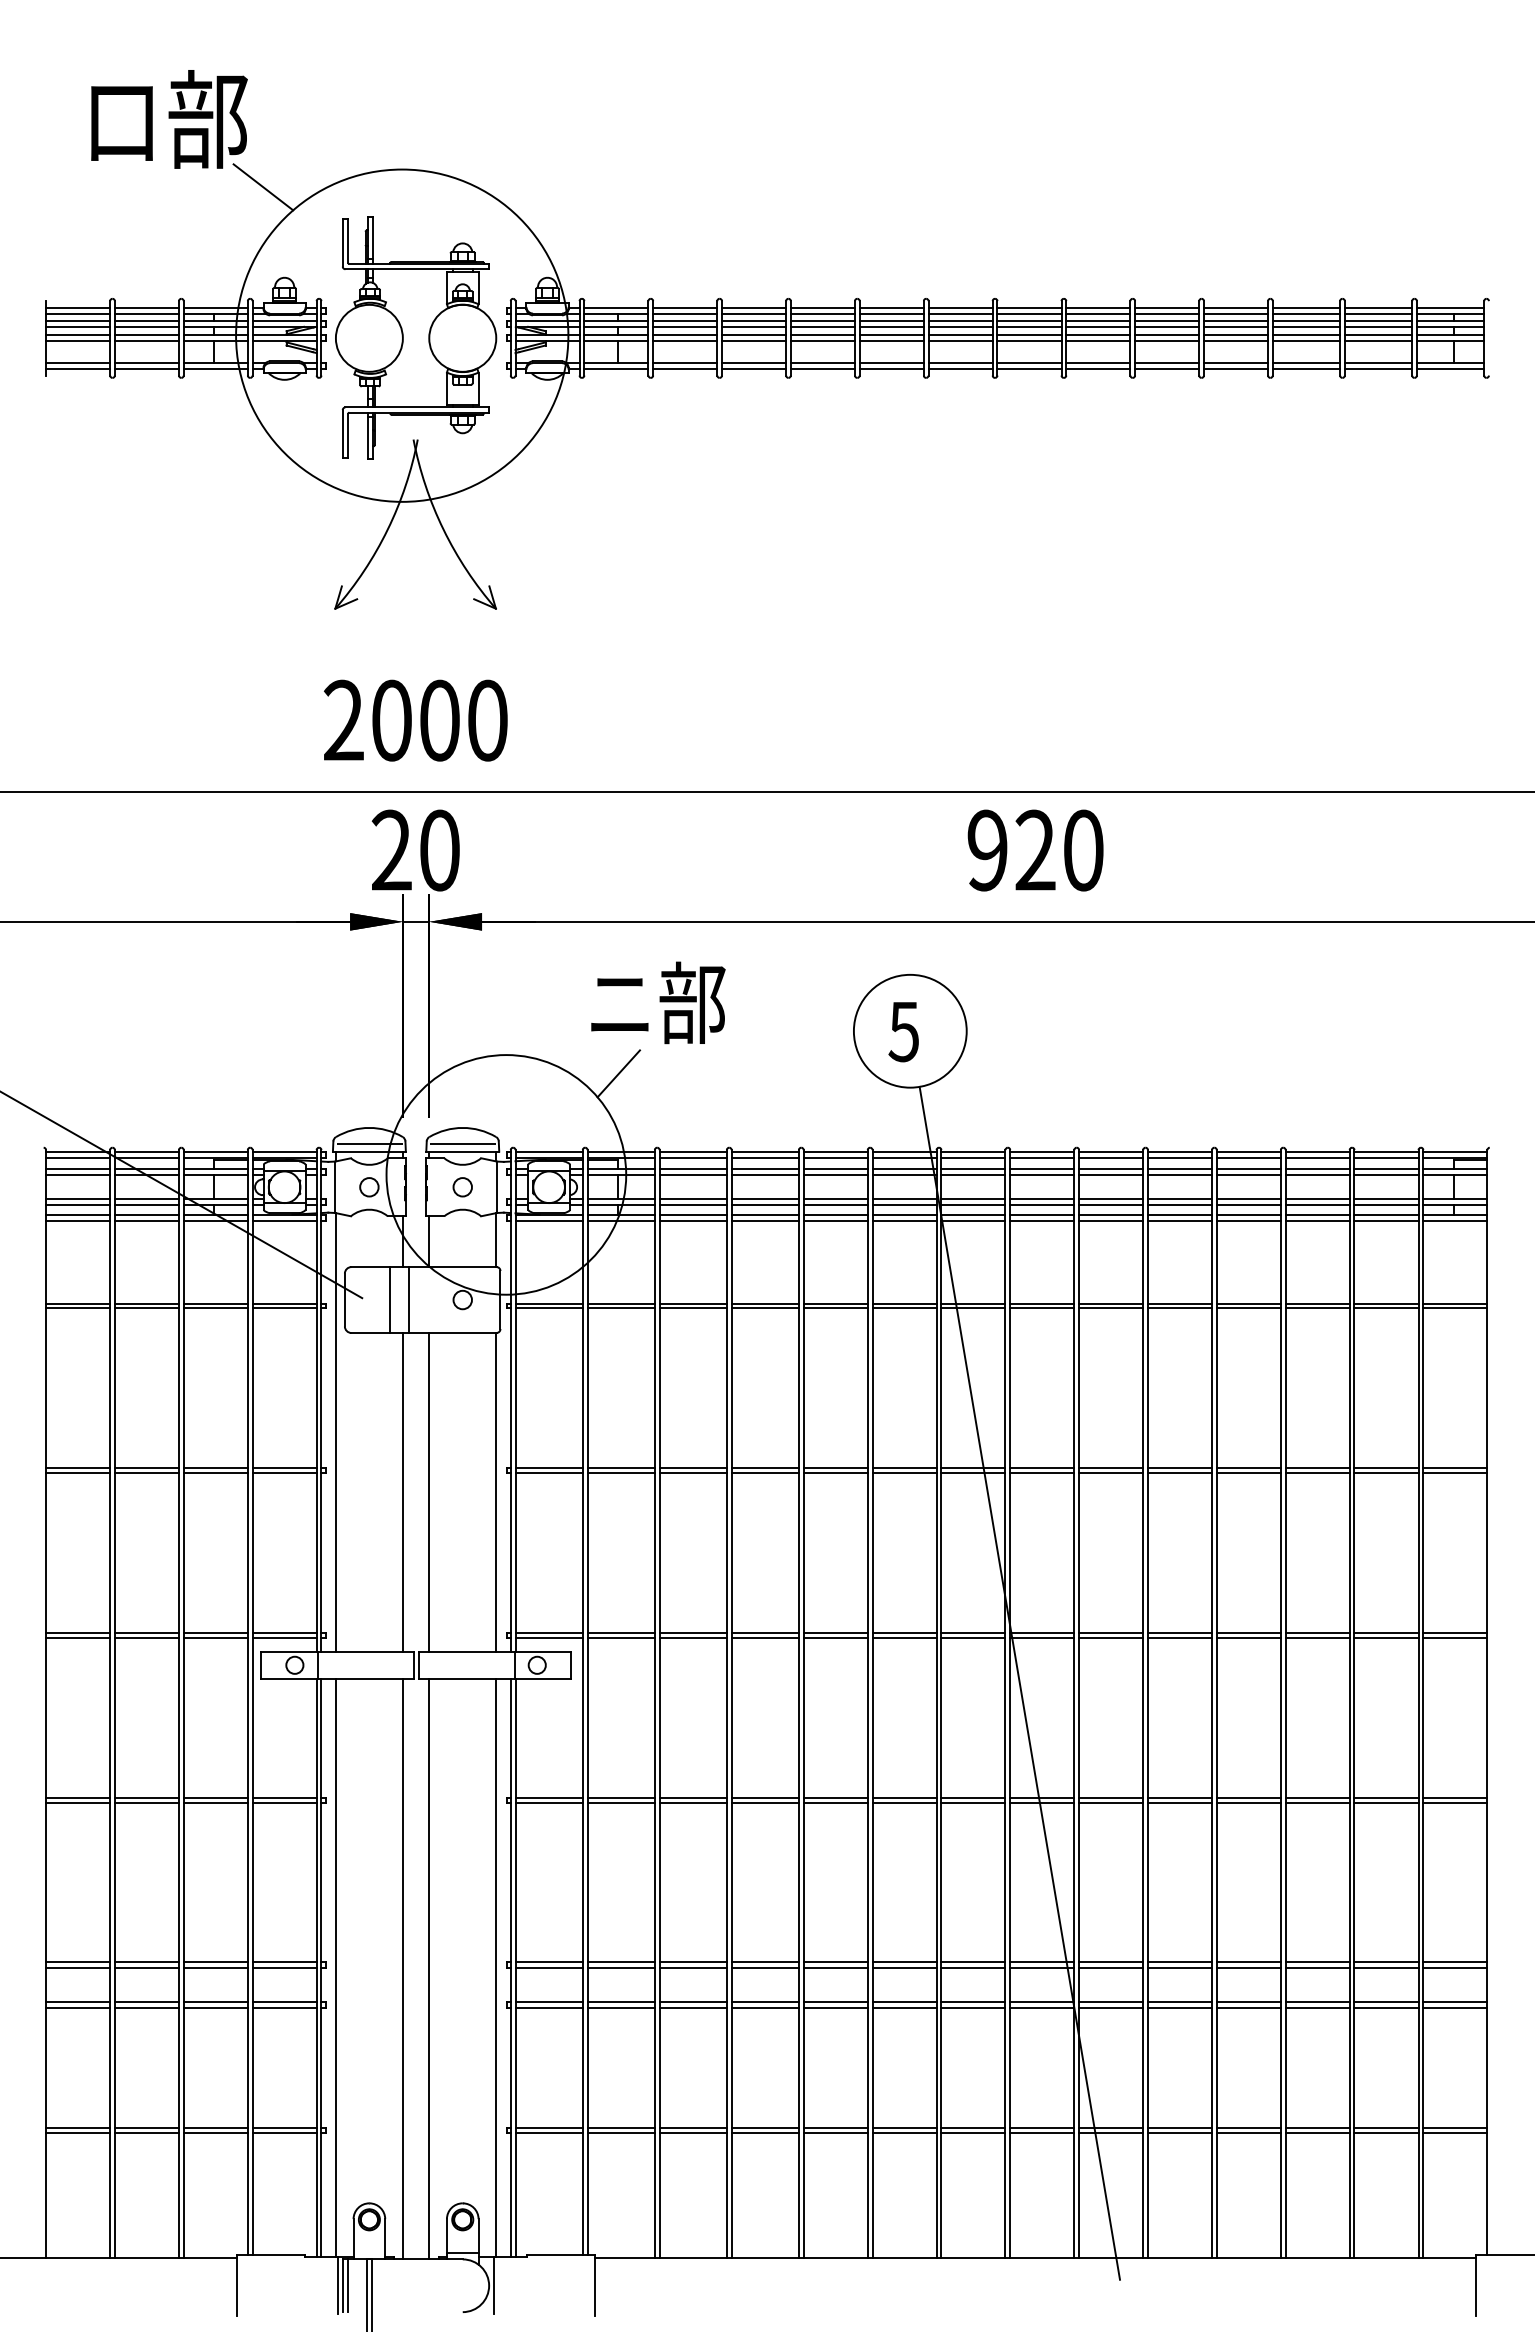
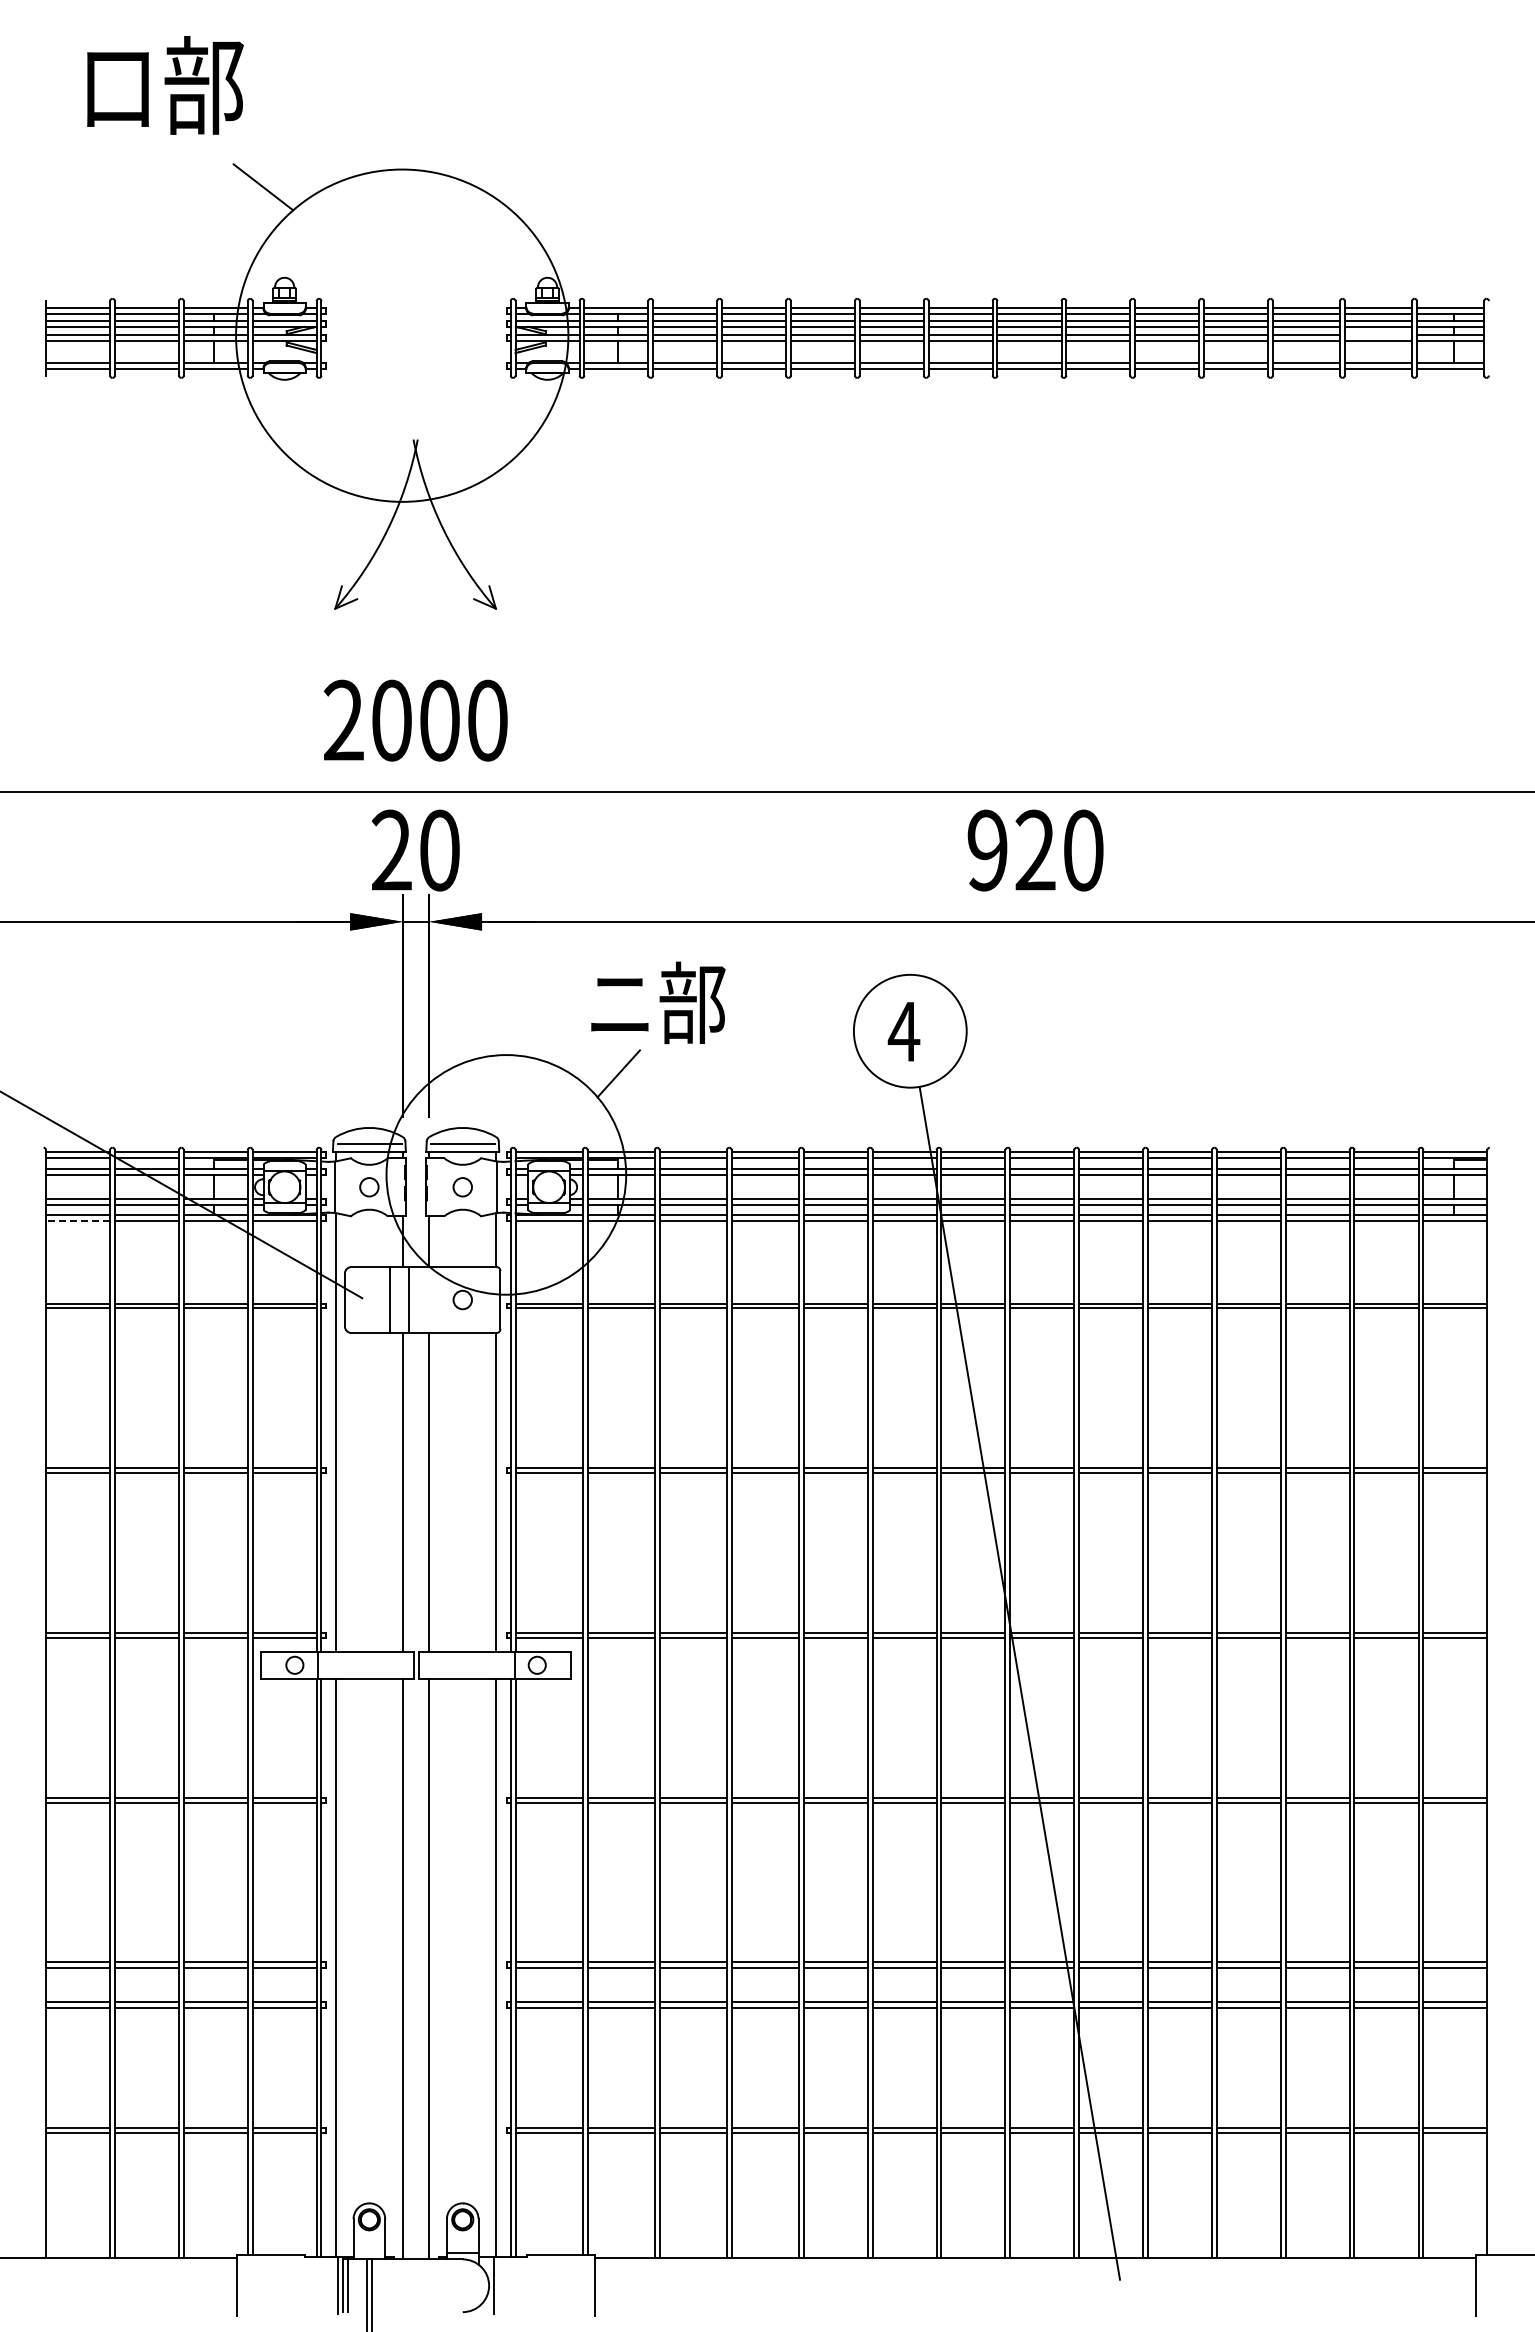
text position: (169, 119) -> (165, 85) (165, 85)
line: present -> none (1378, 335)
part: present -> none (416, 337)
text: 5 -> 4 (903, 1032)
line: solid -> dashed (77, 1220)
